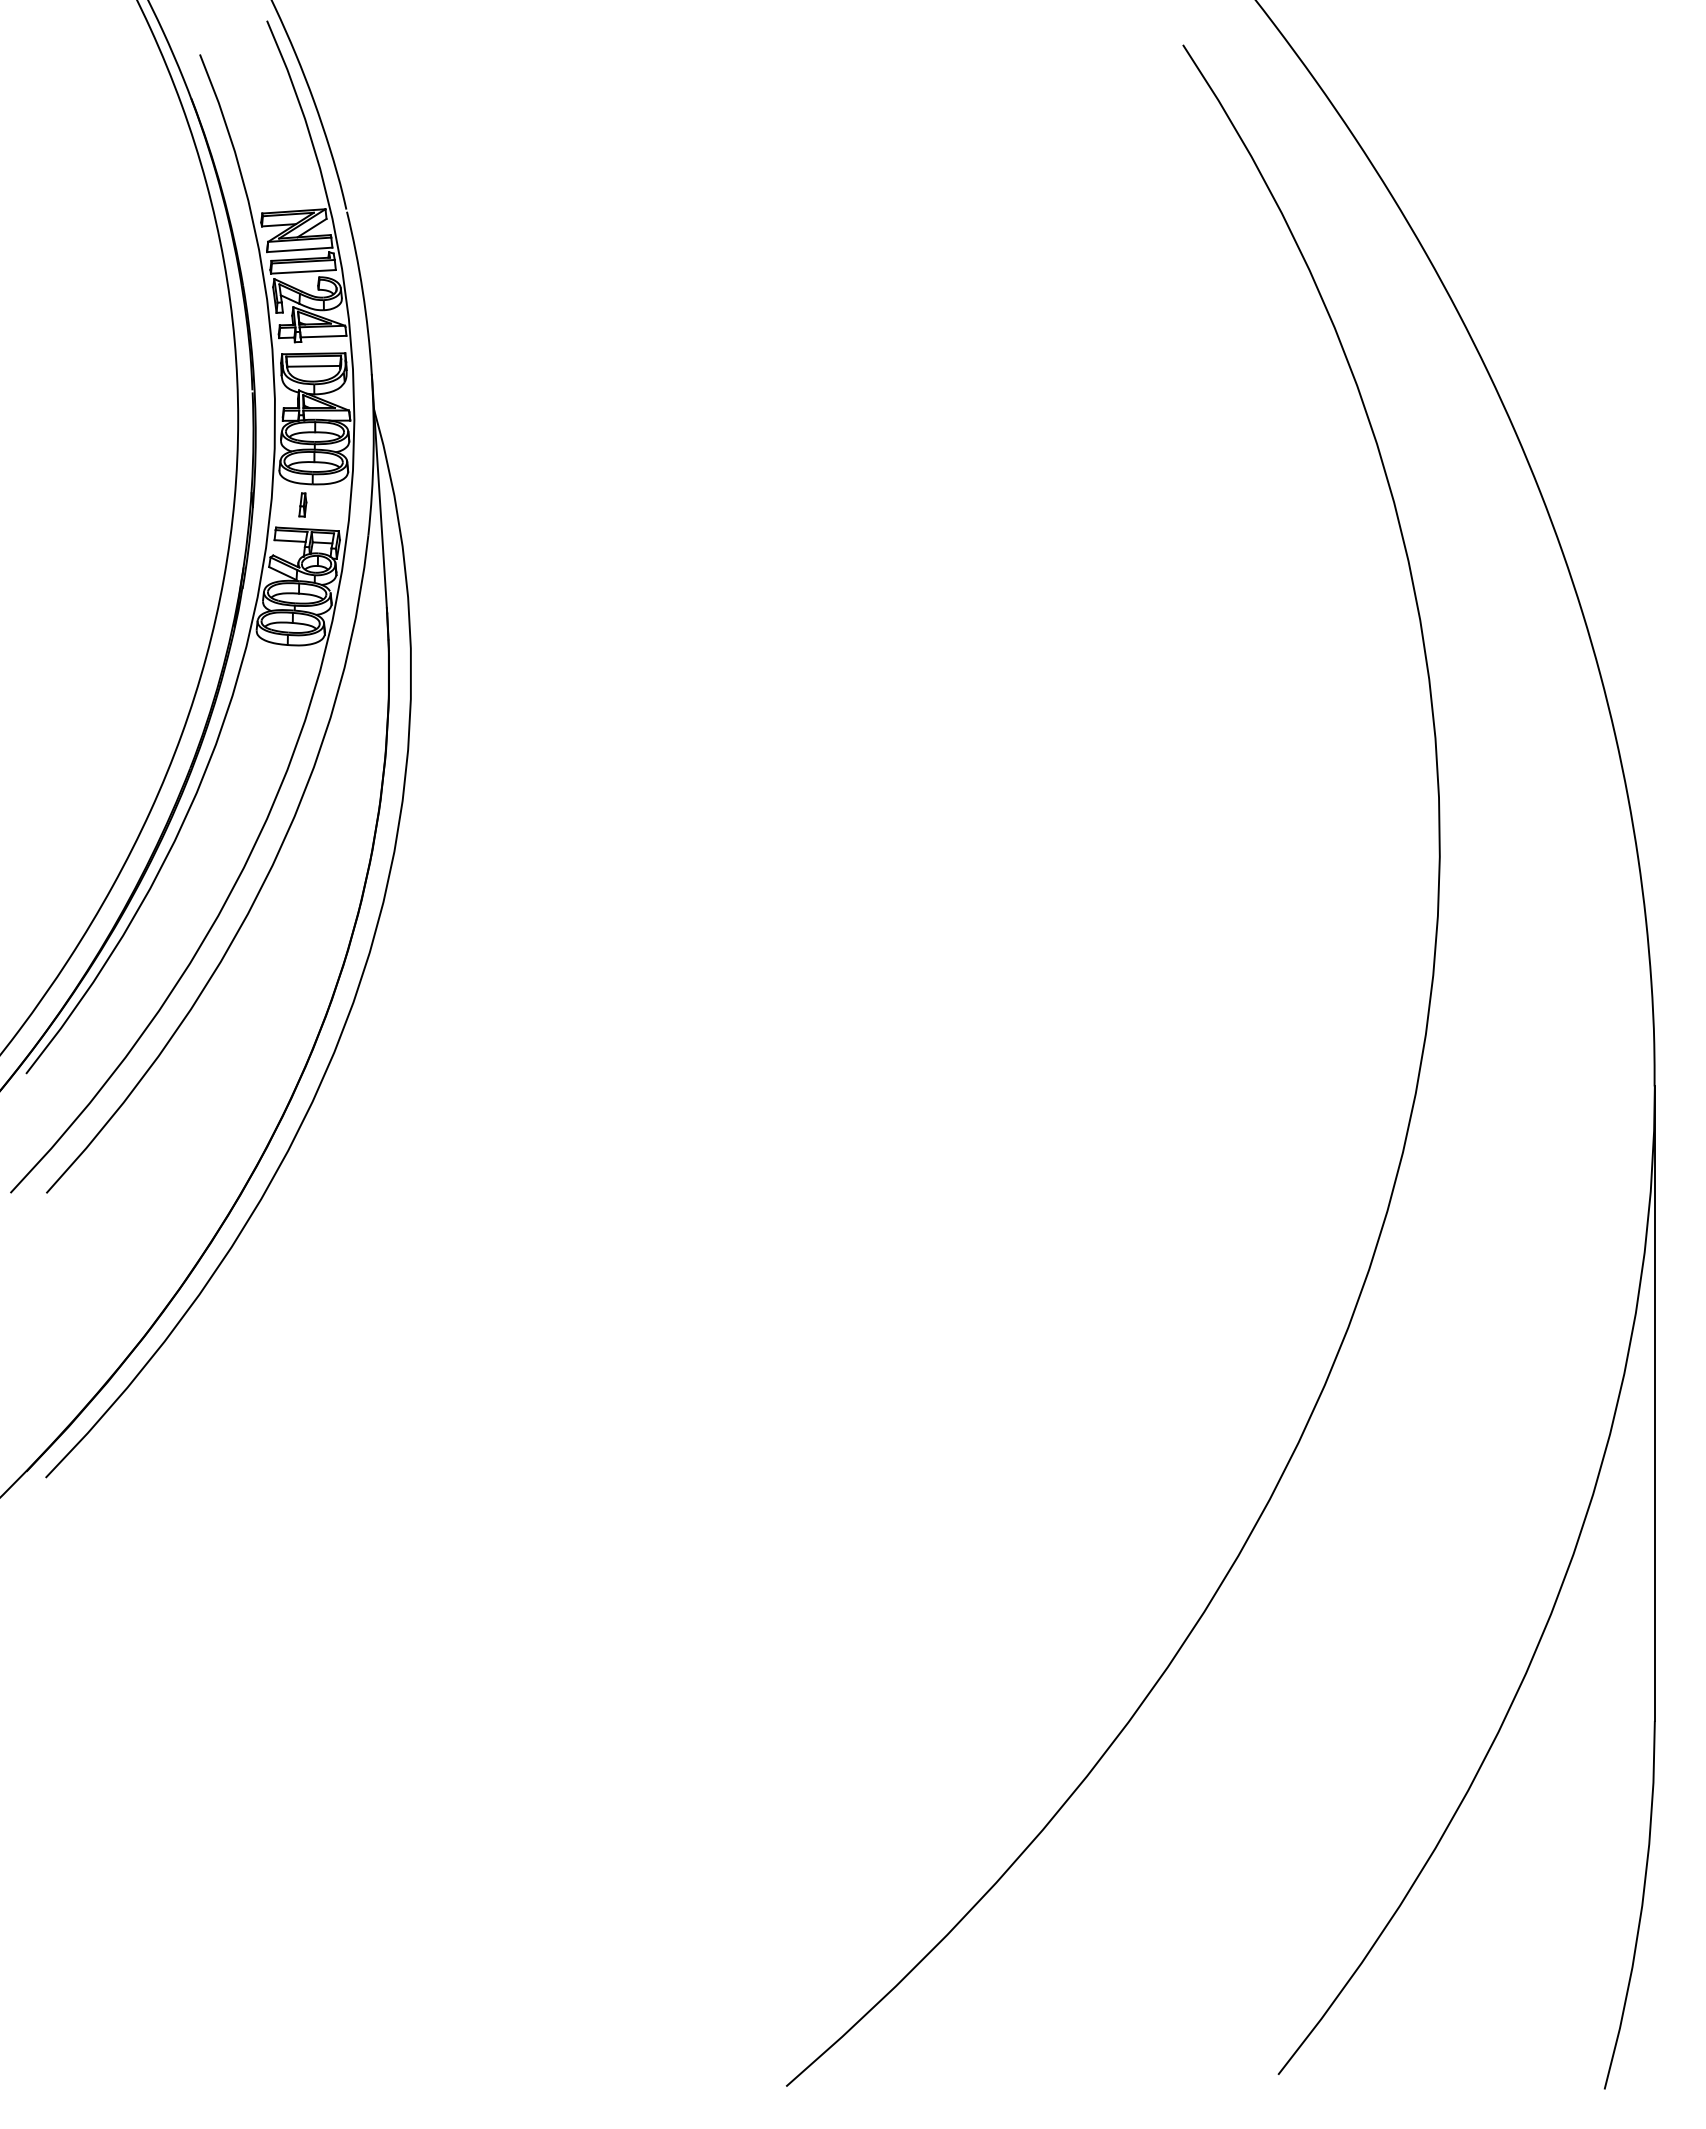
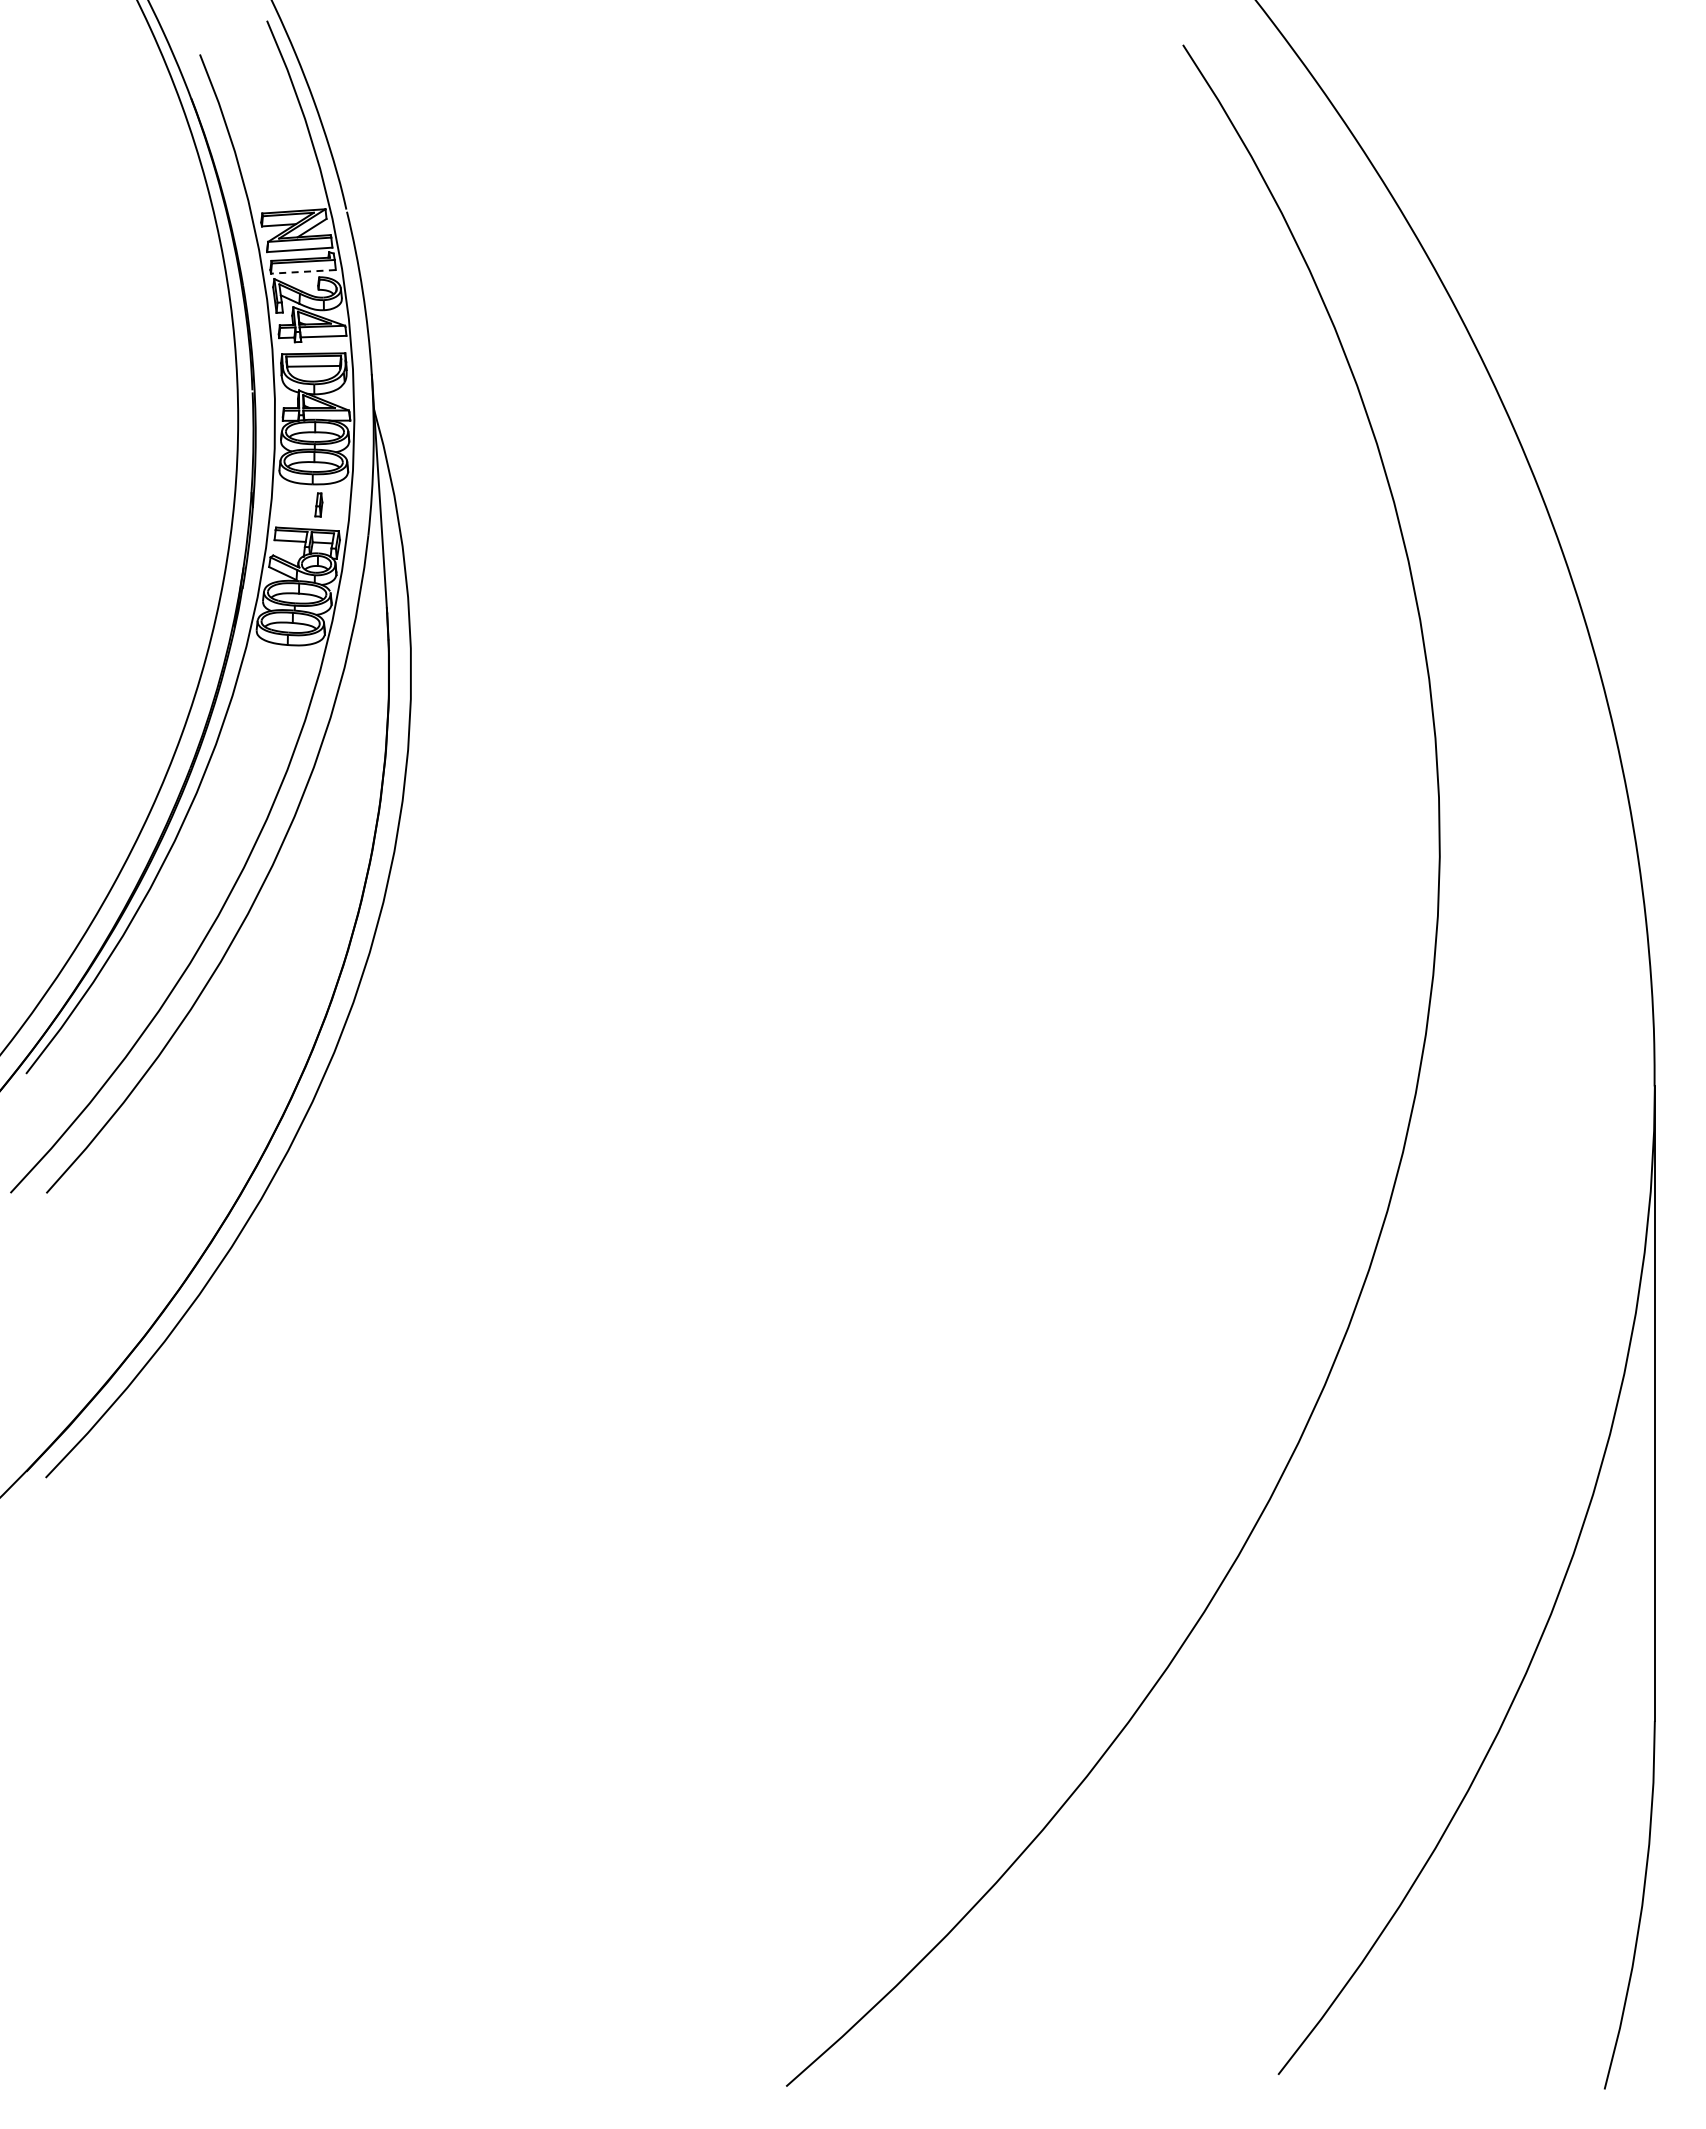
line: solid -> dashed (302, 271)
part position: (302, 504) -> (318, 504) (318, 504)
